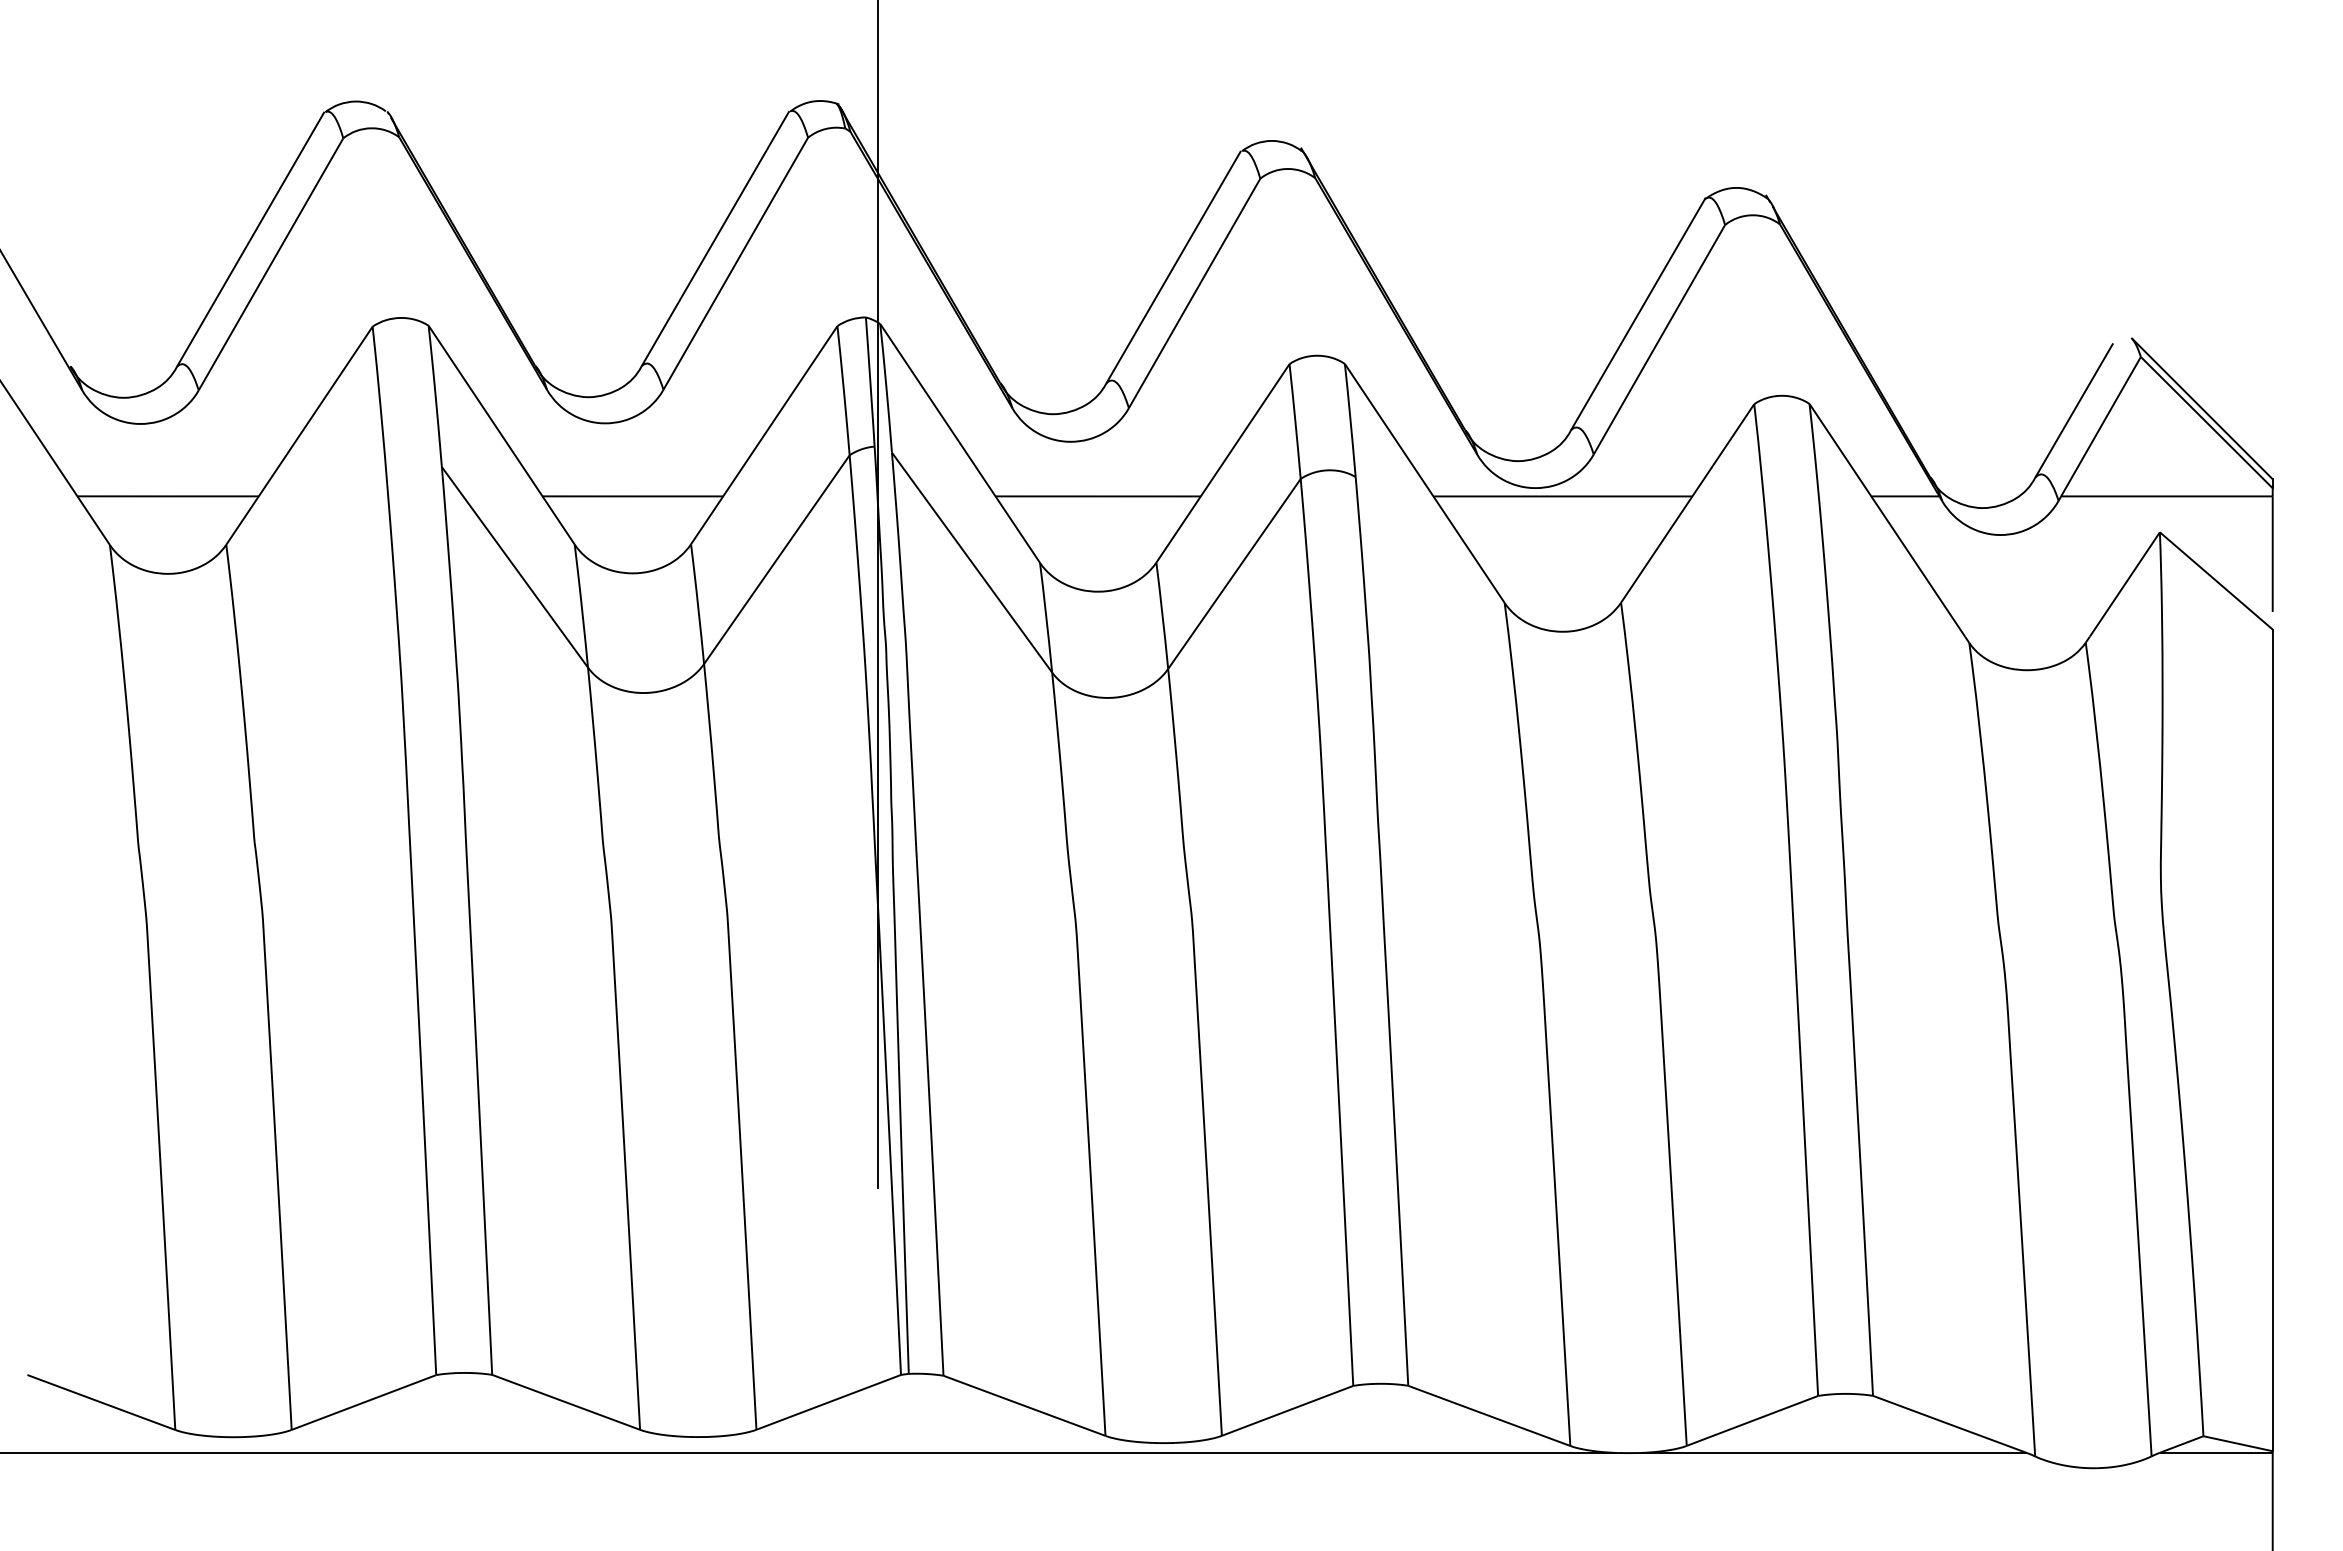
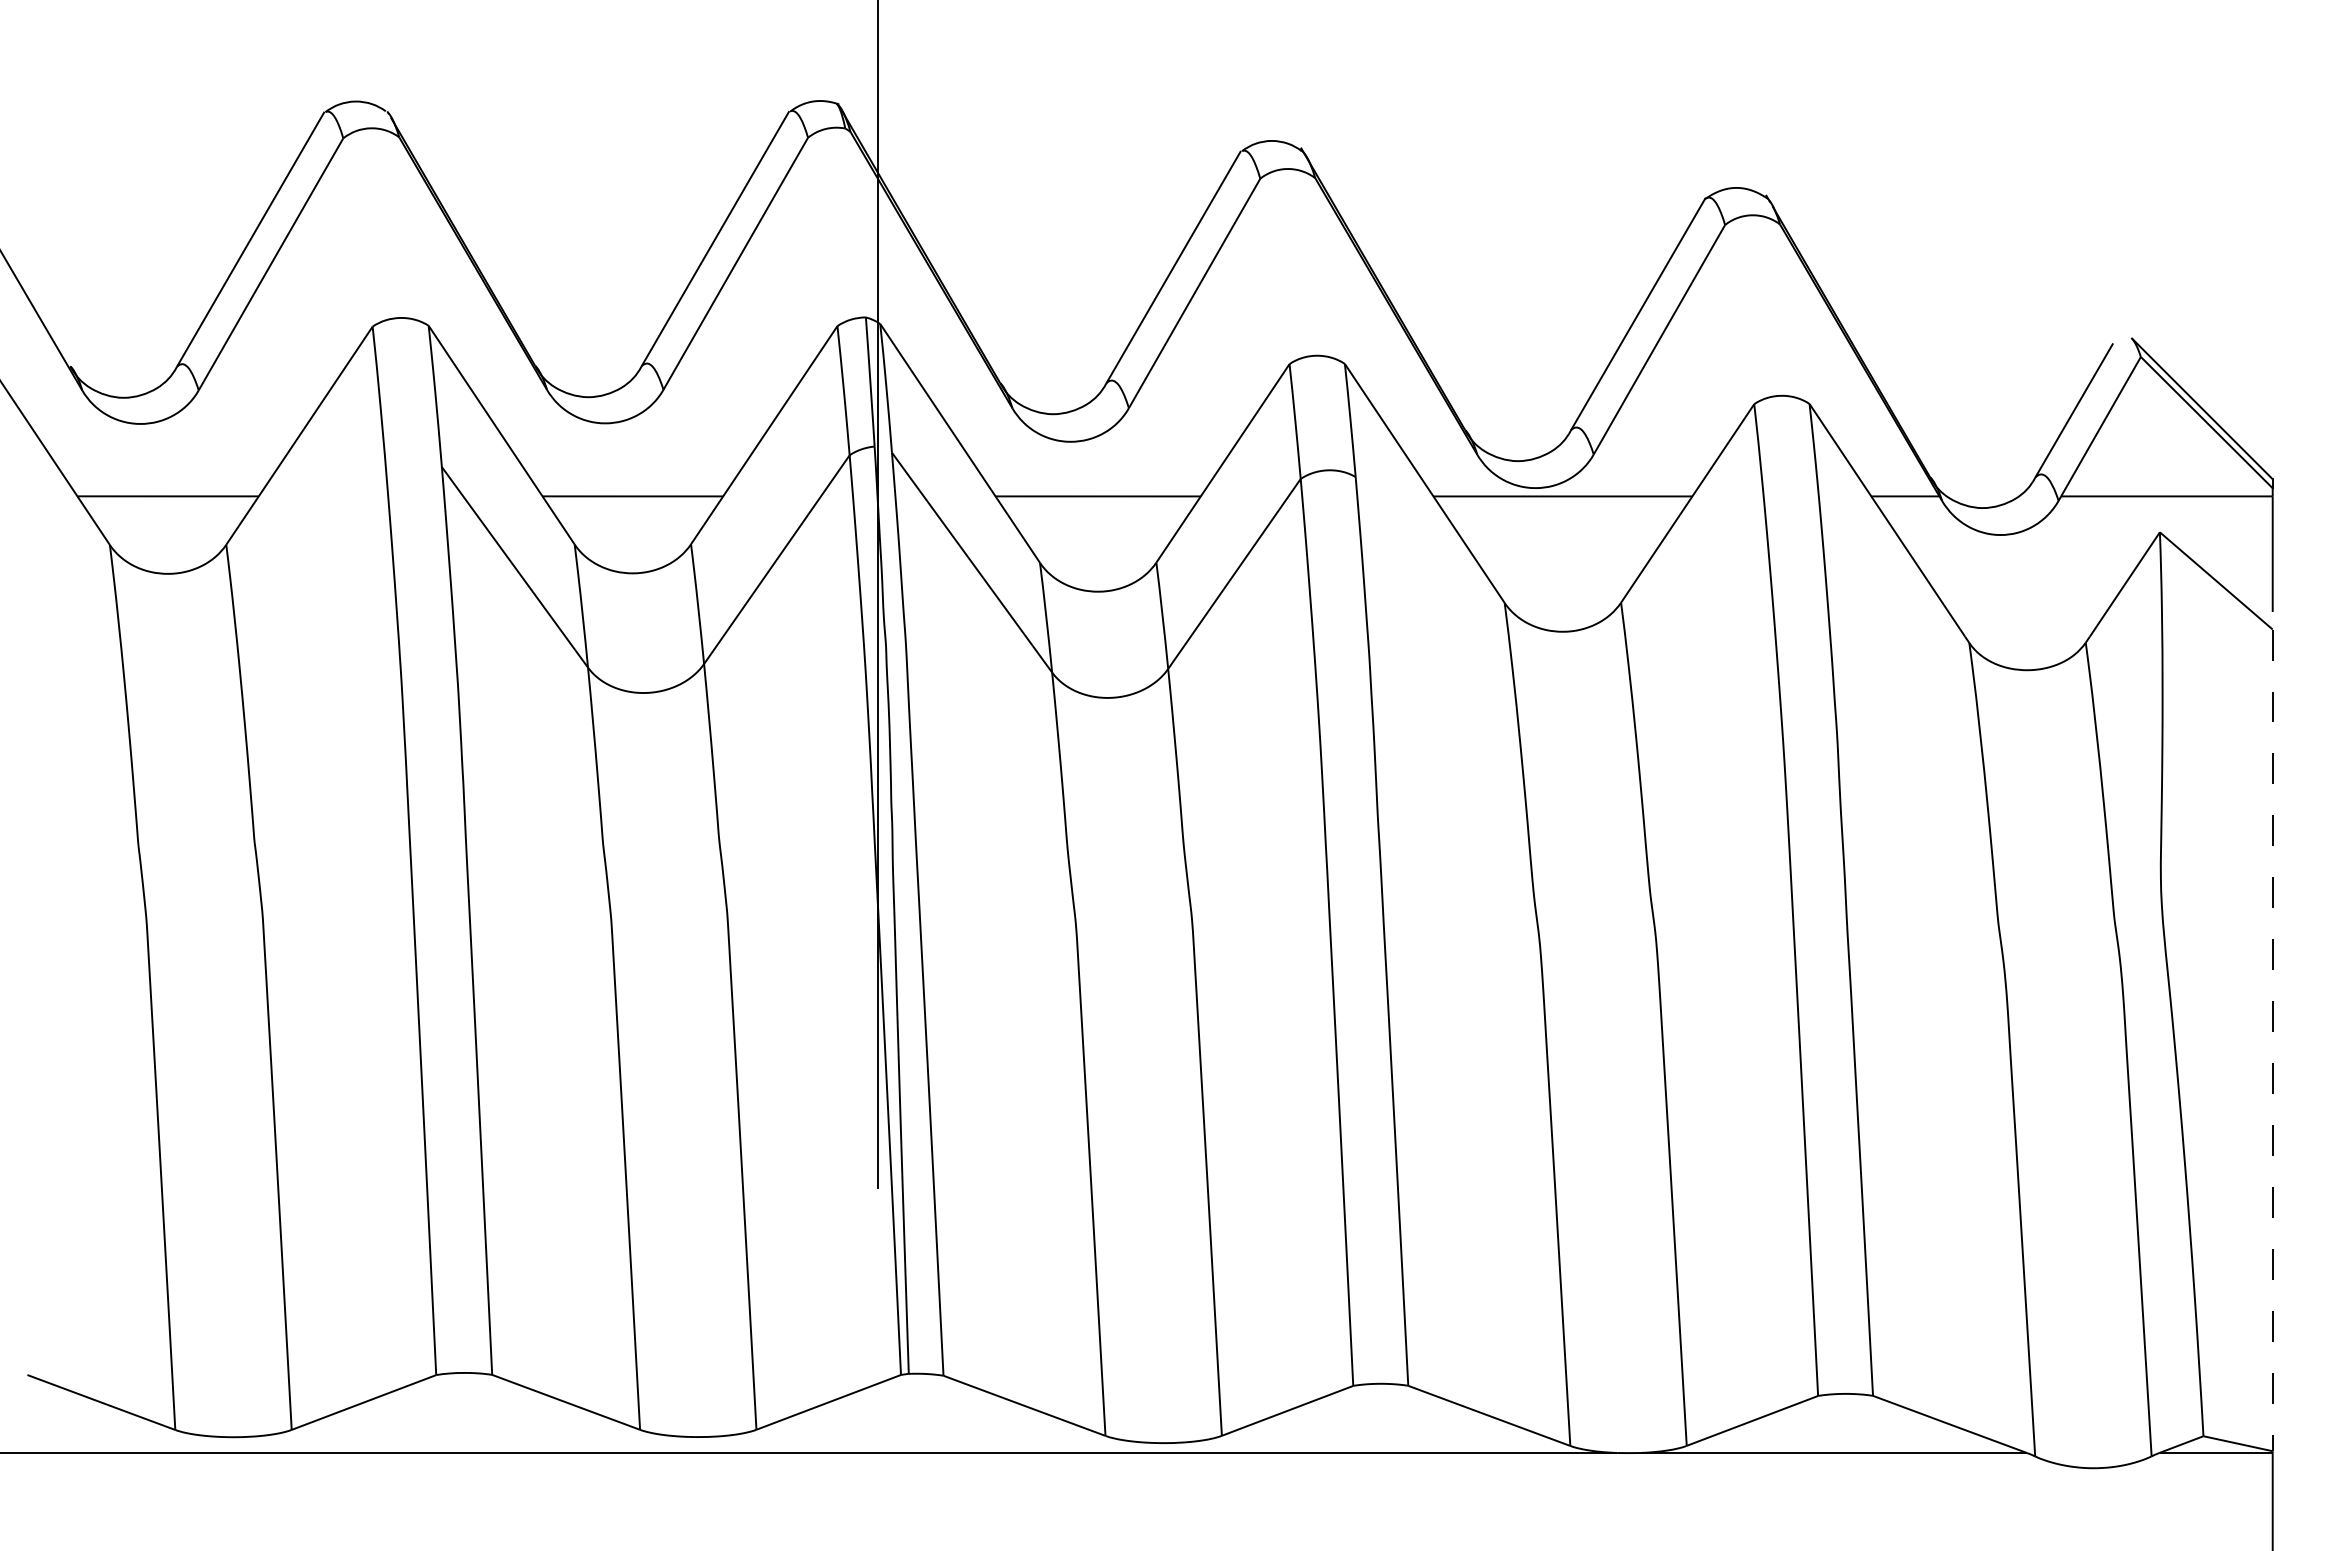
line: solid -> dashed (2272, 1040)
